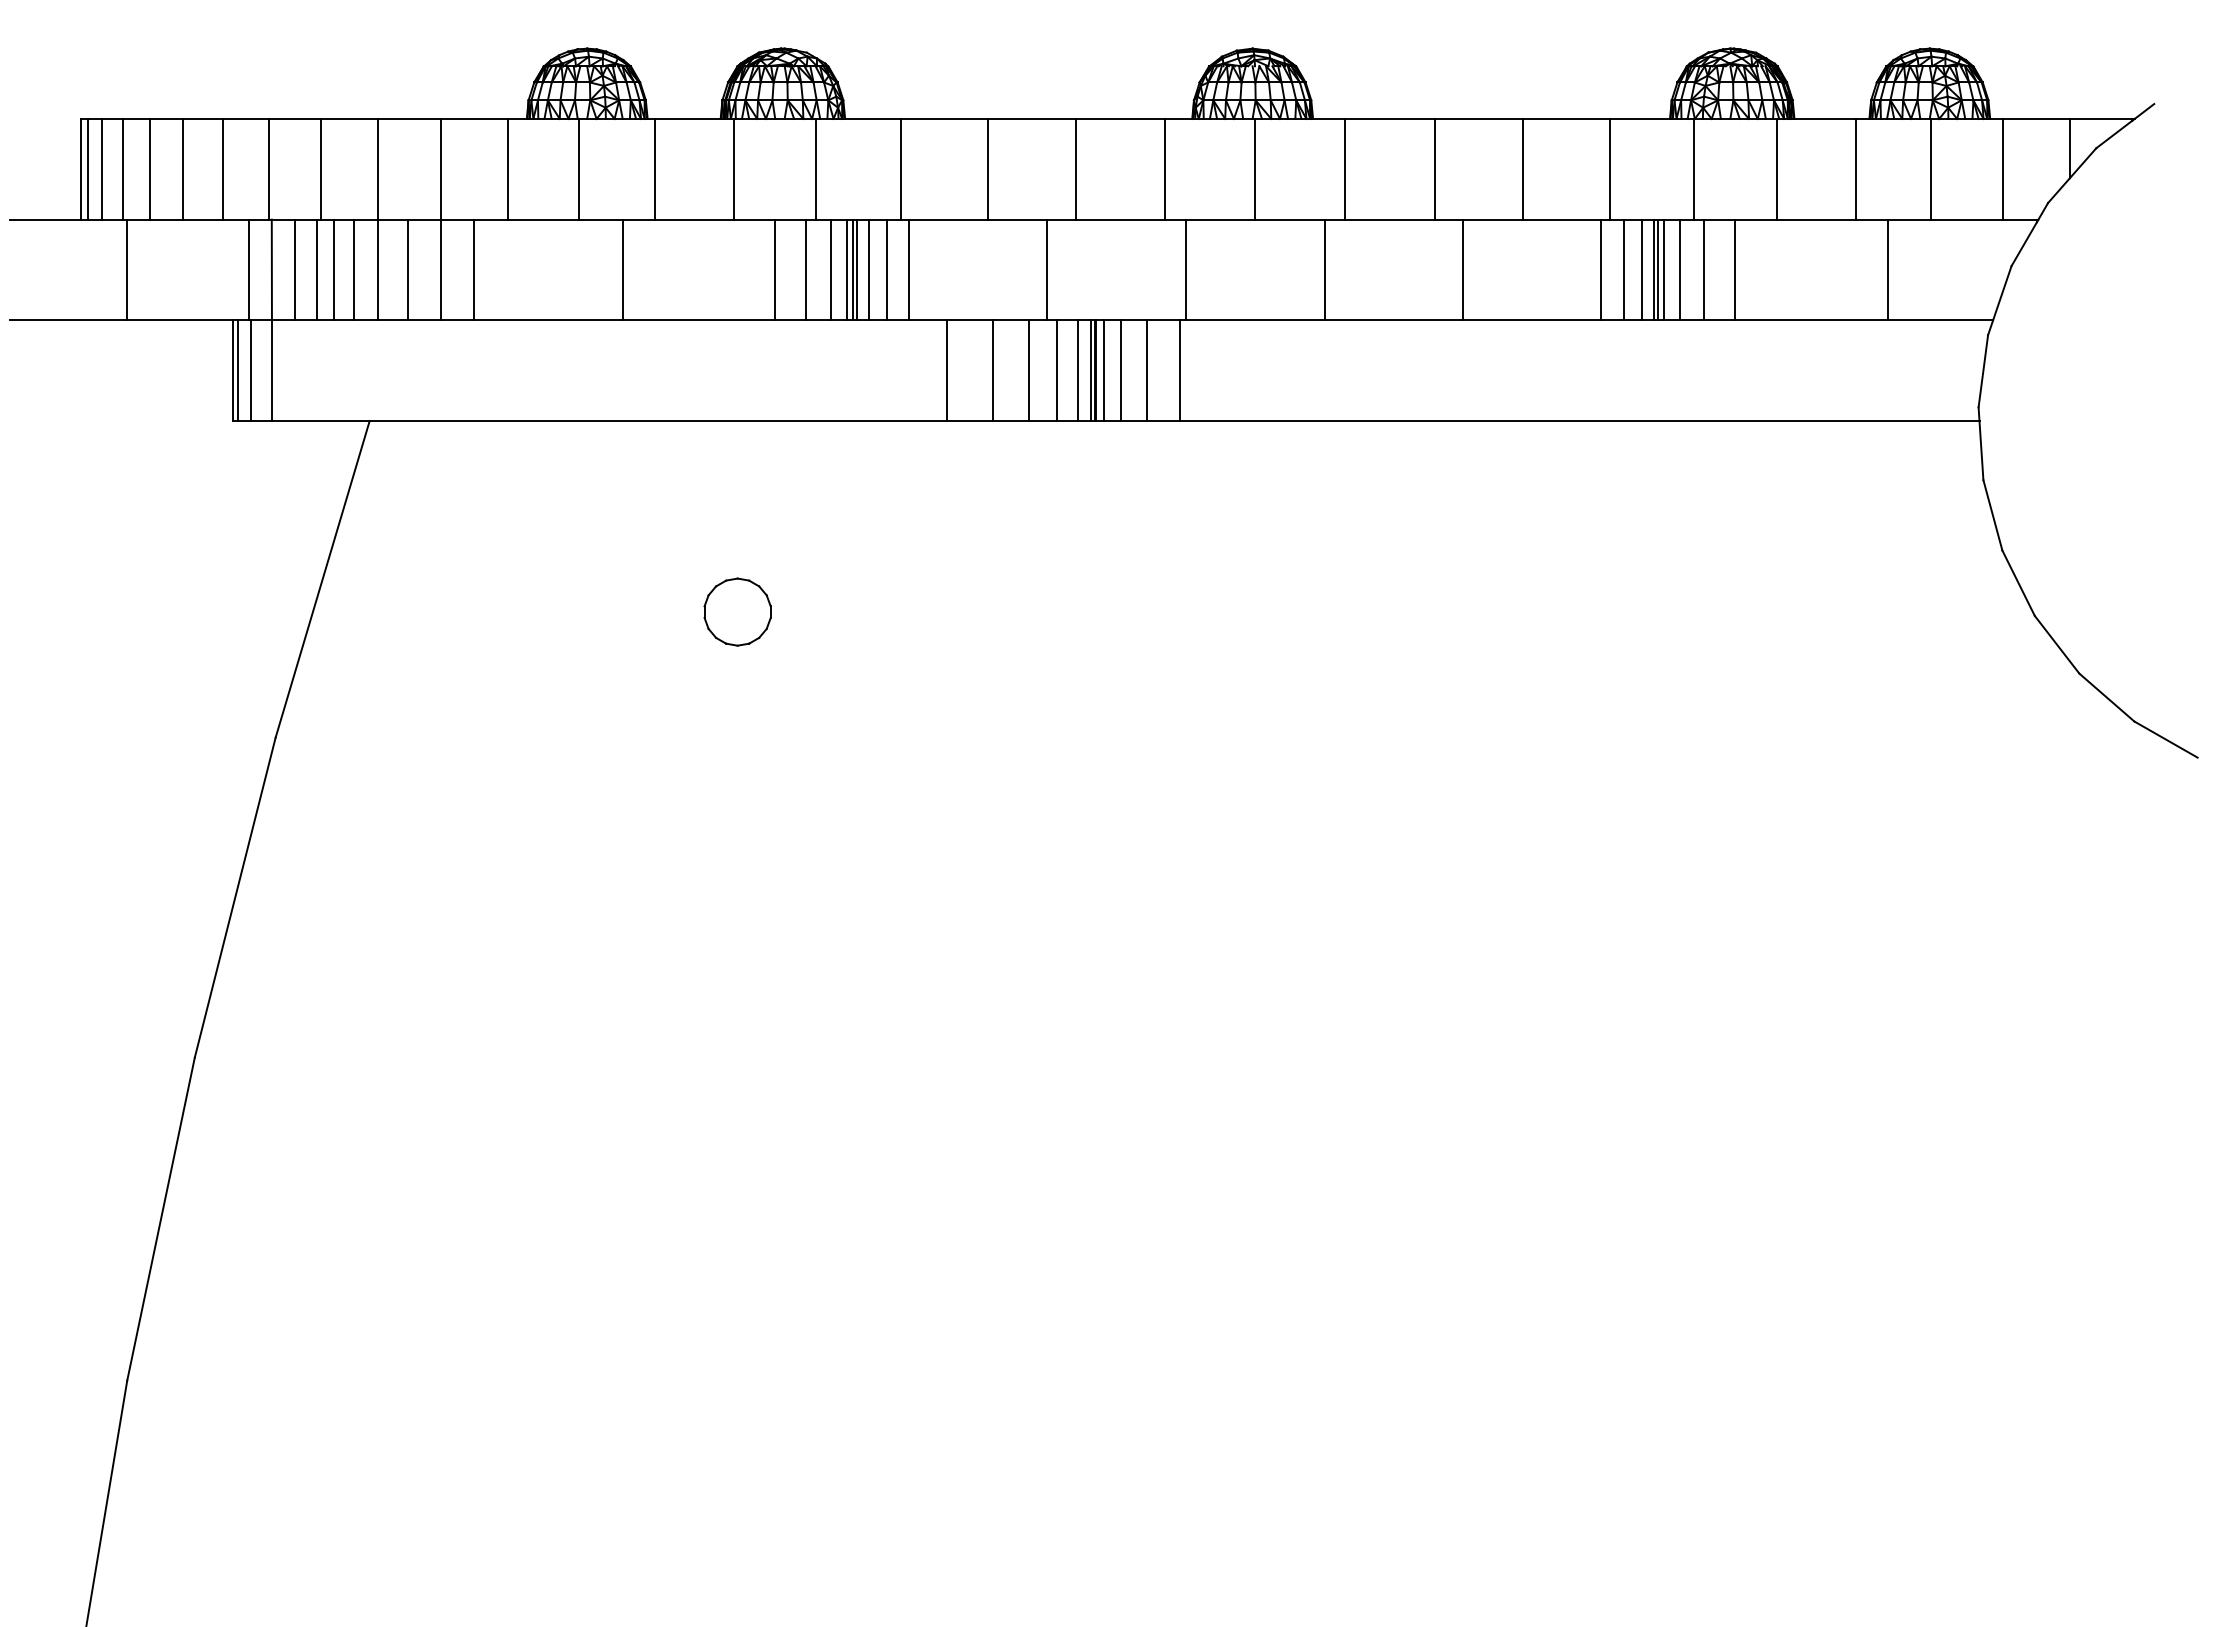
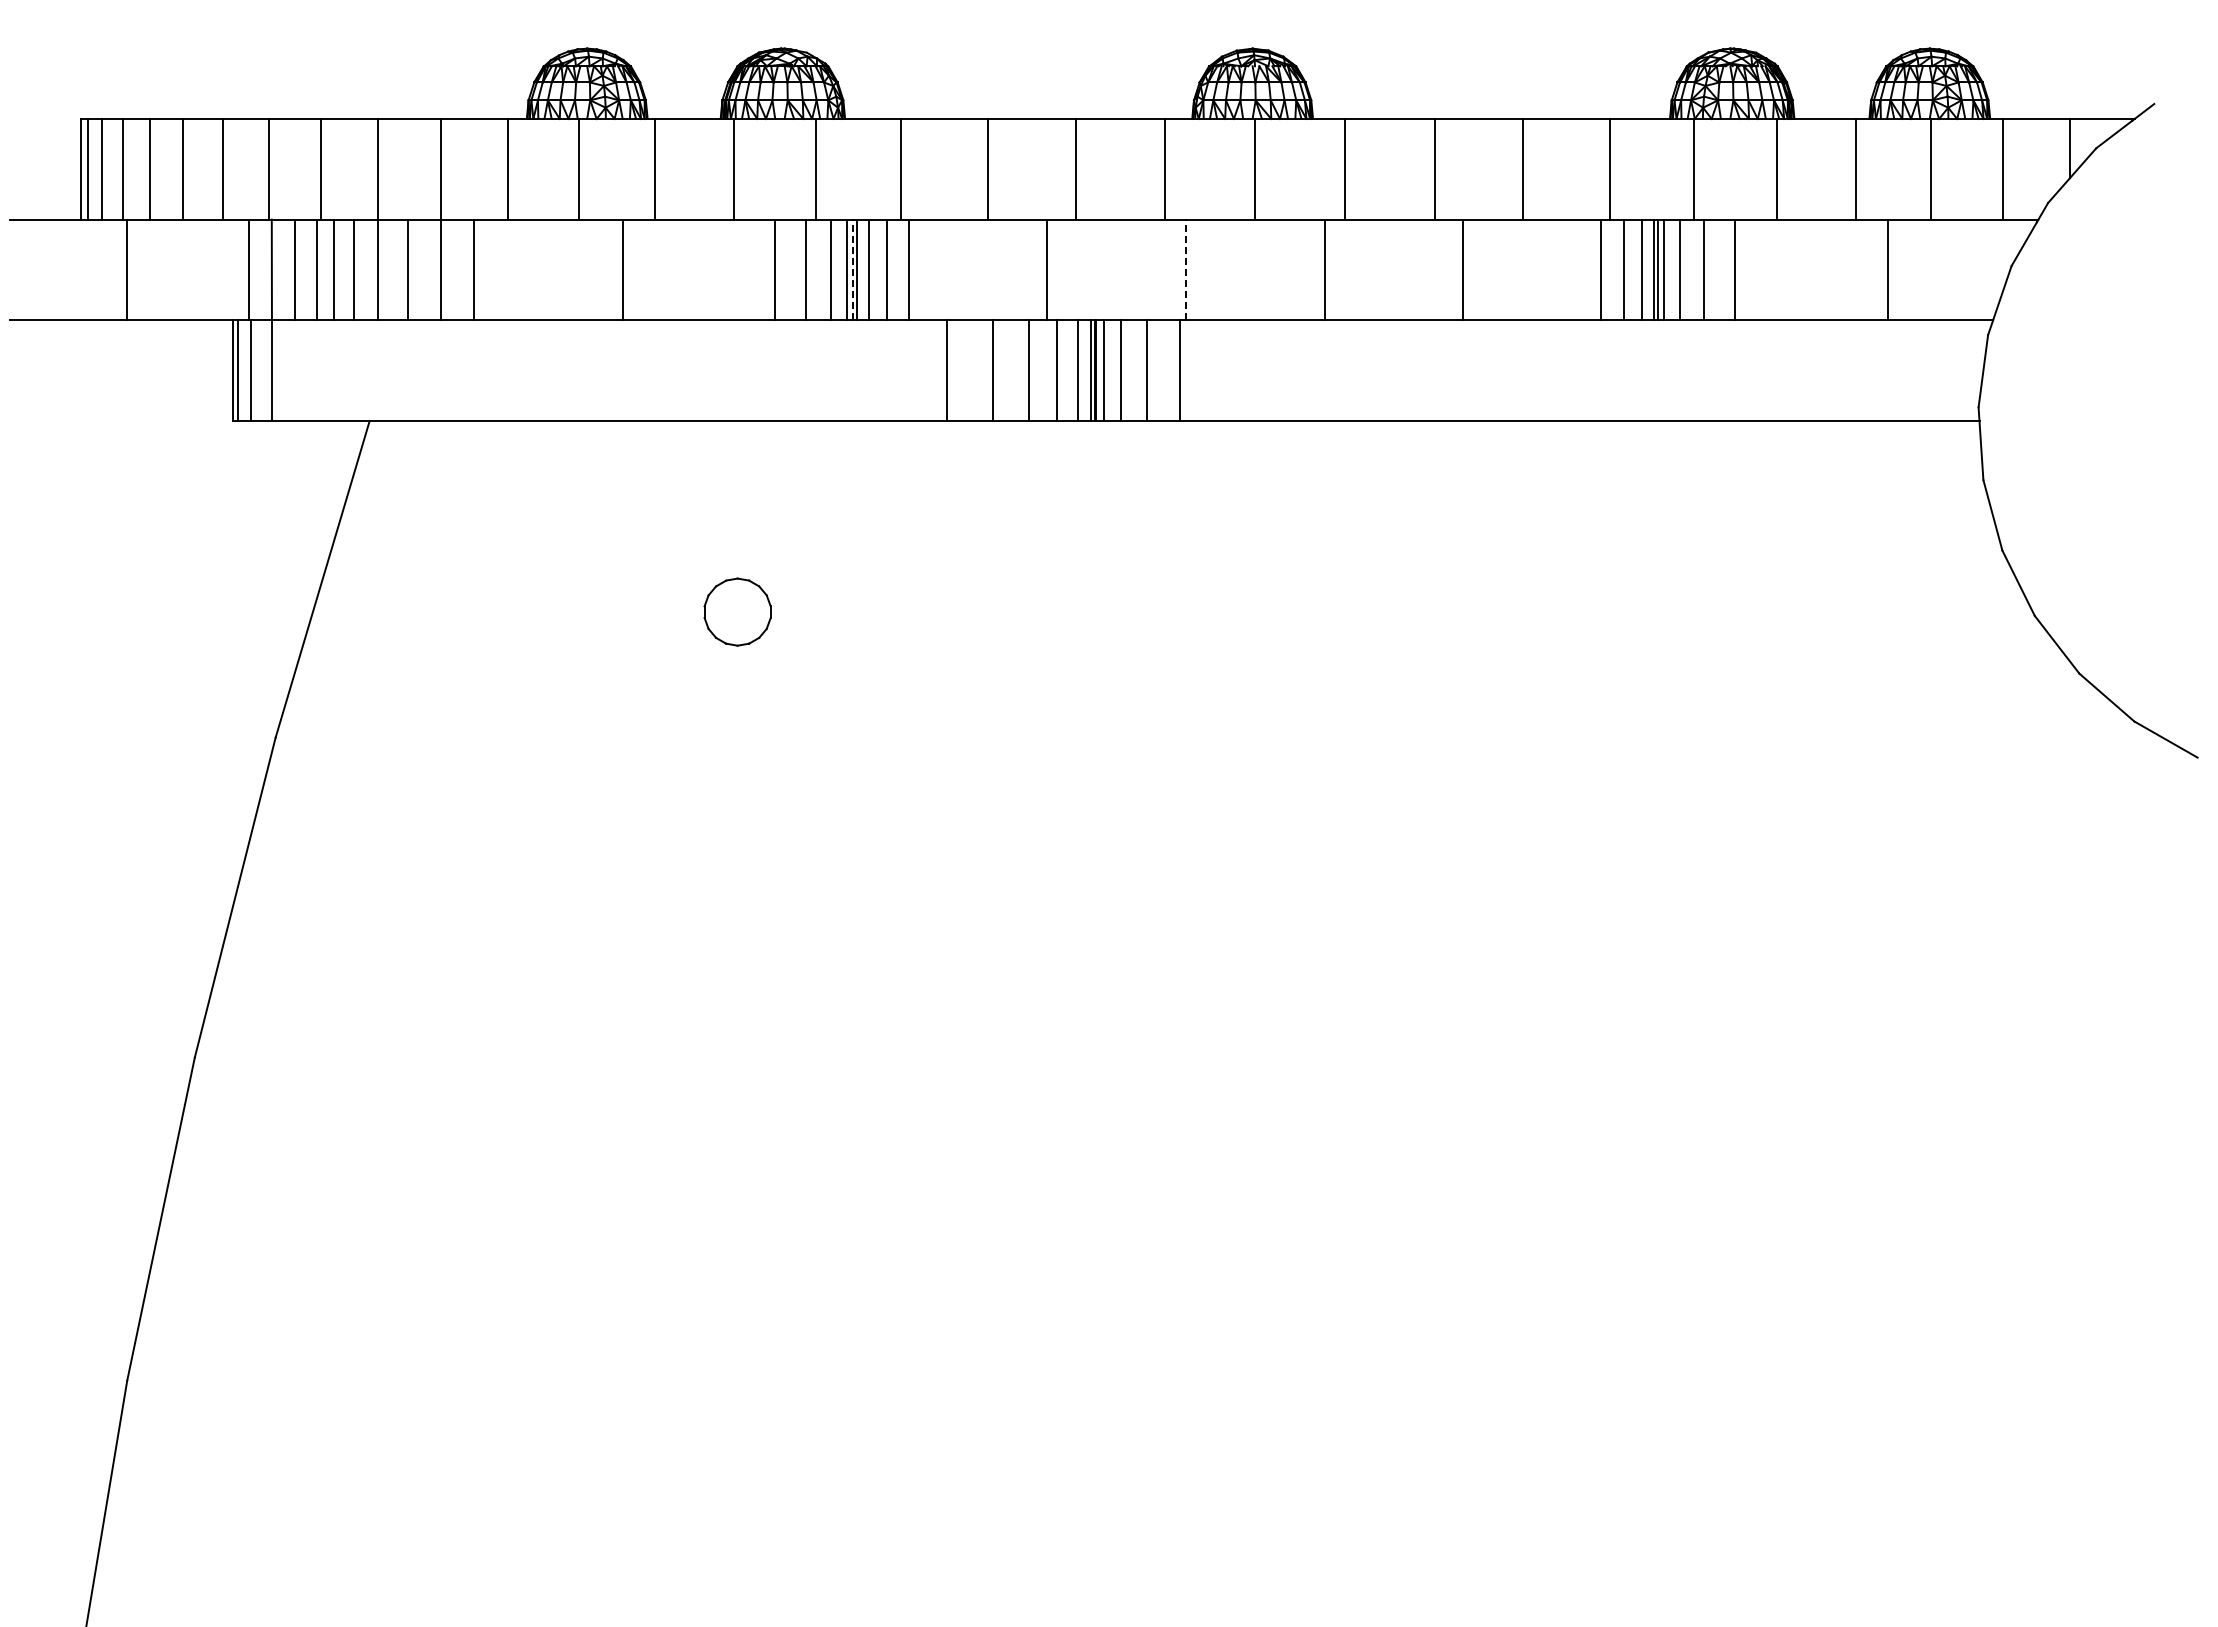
line: solid -> dashed (852, 269)
line: solid -> dashed (1185, 269)
